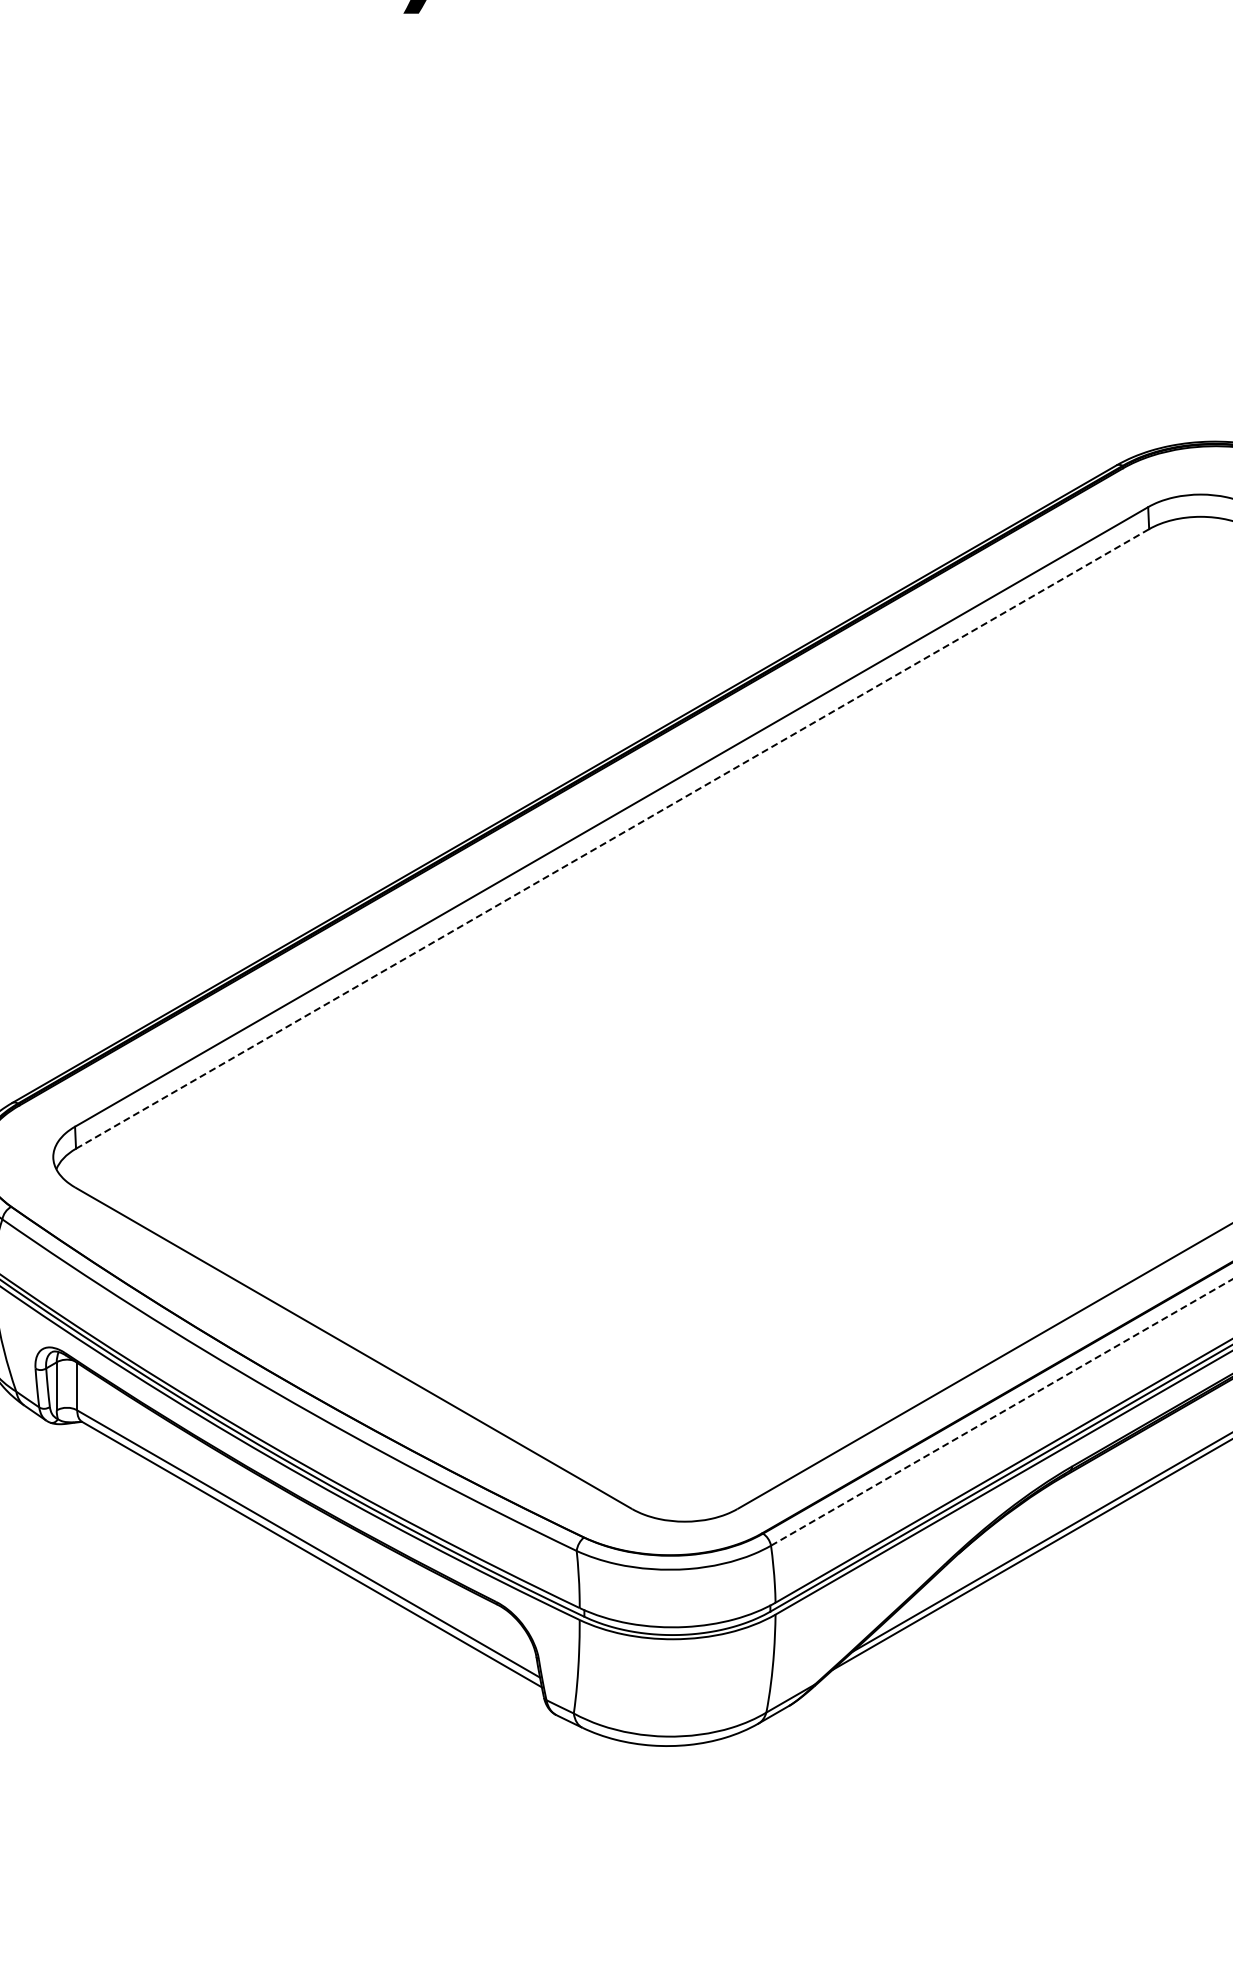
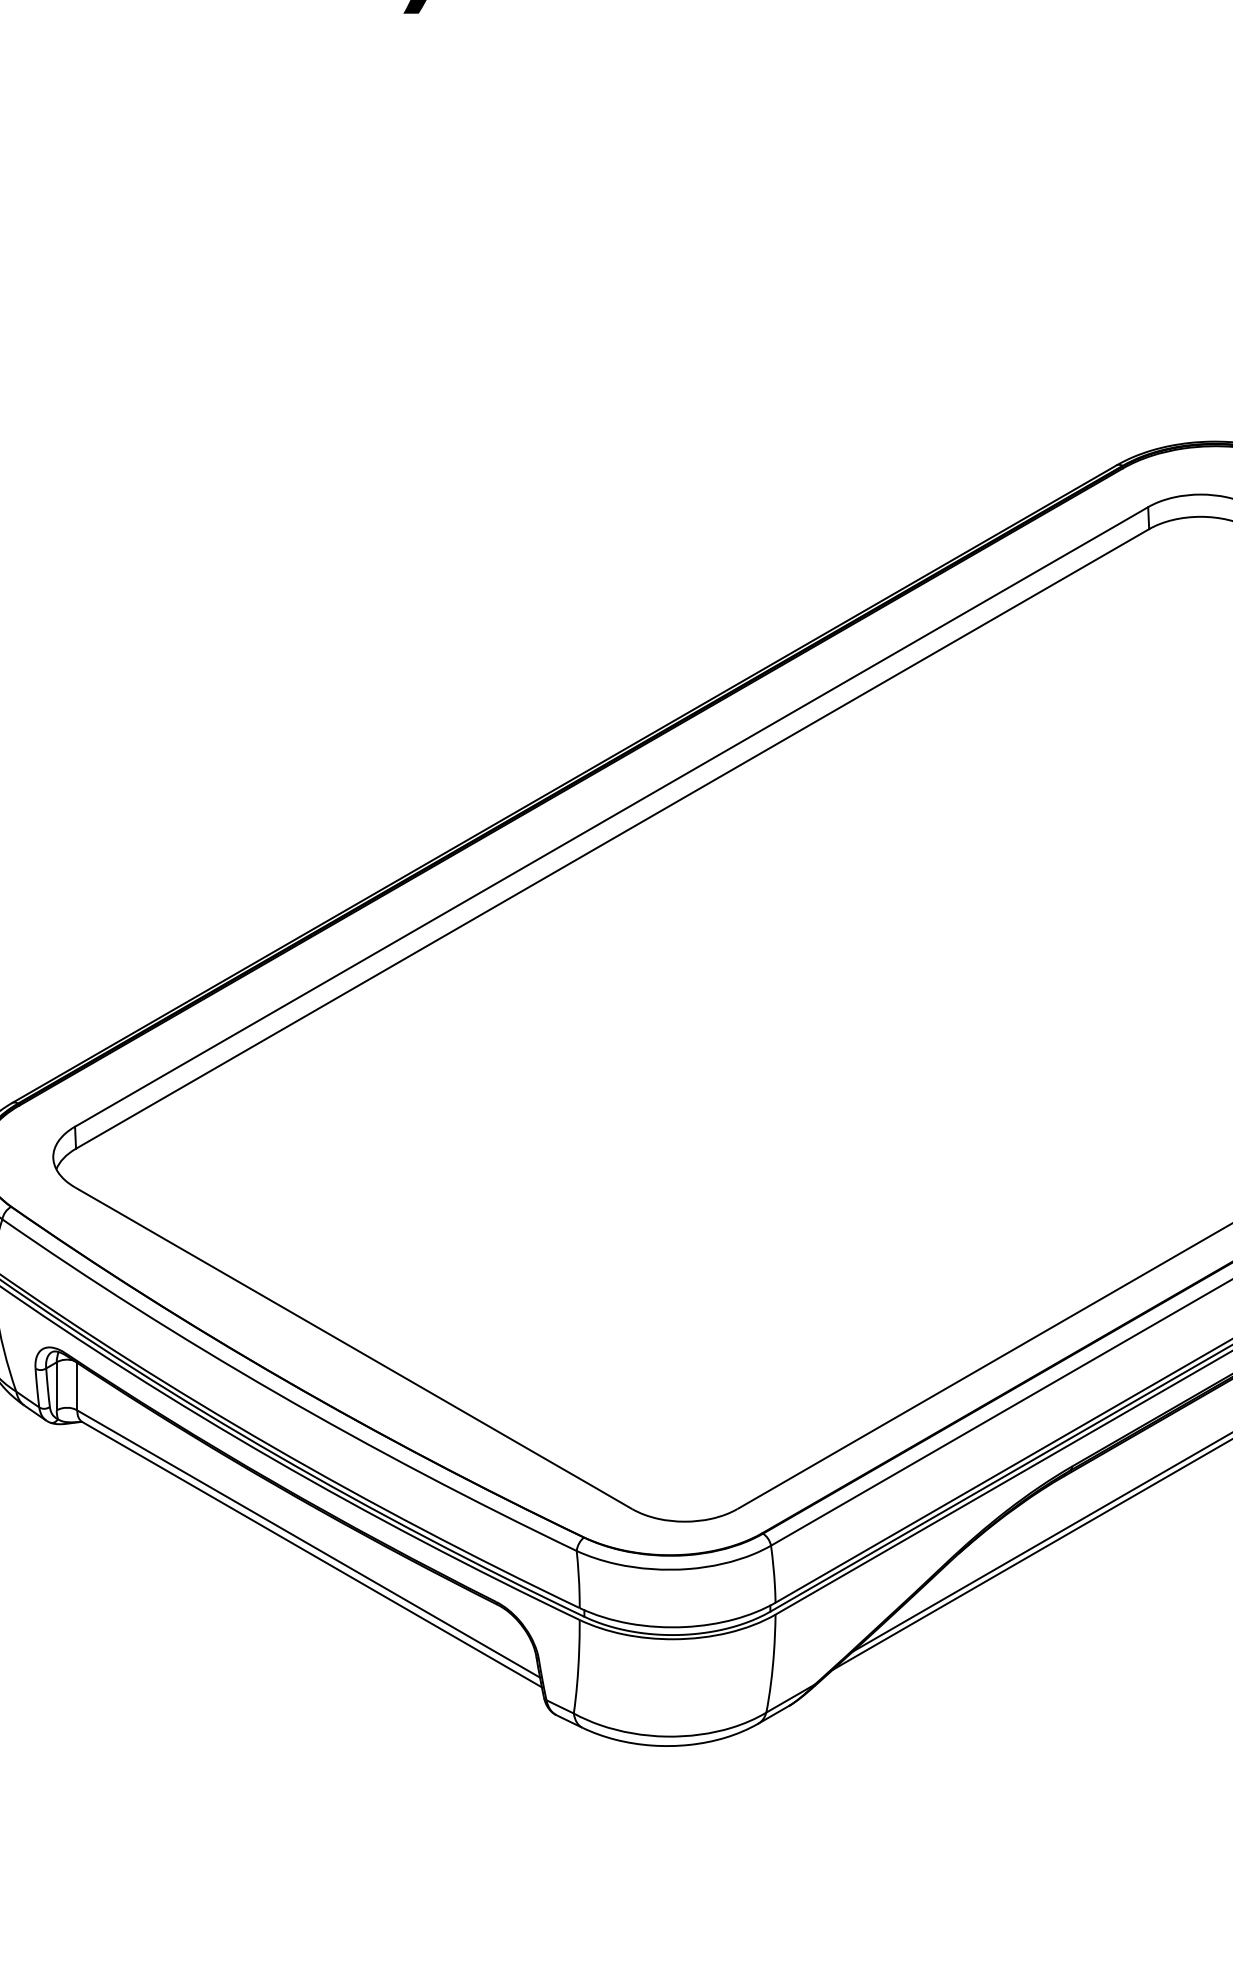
line: dashed -> solid (612, 838)
line: dashed -> solid (1002, 1412)
